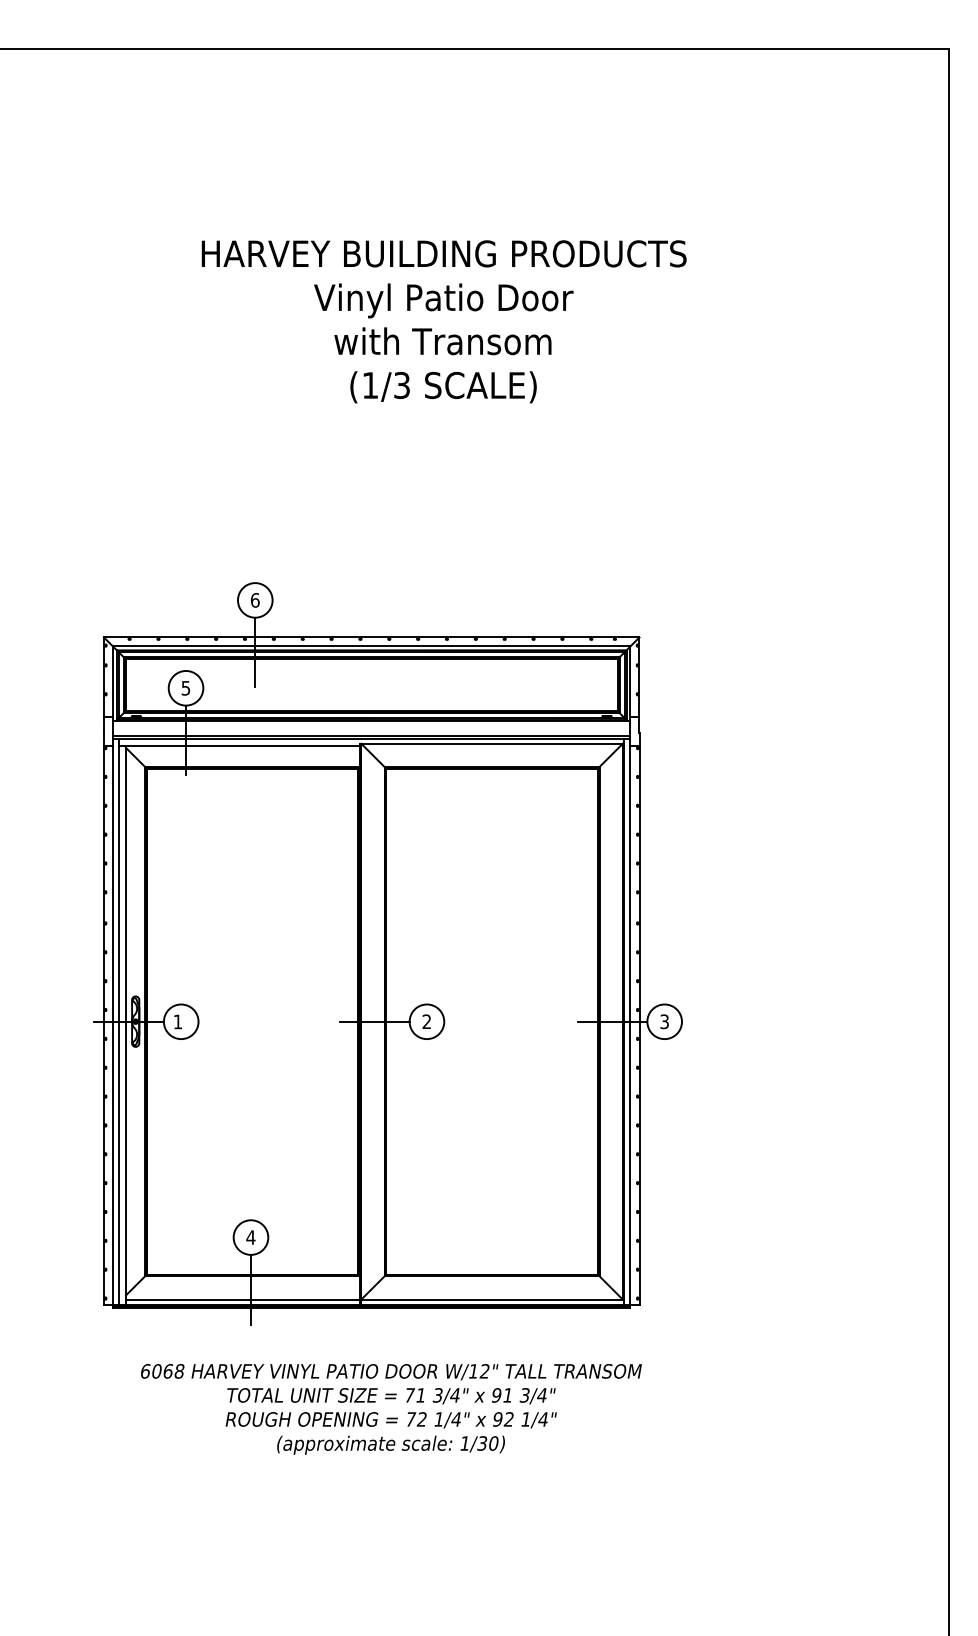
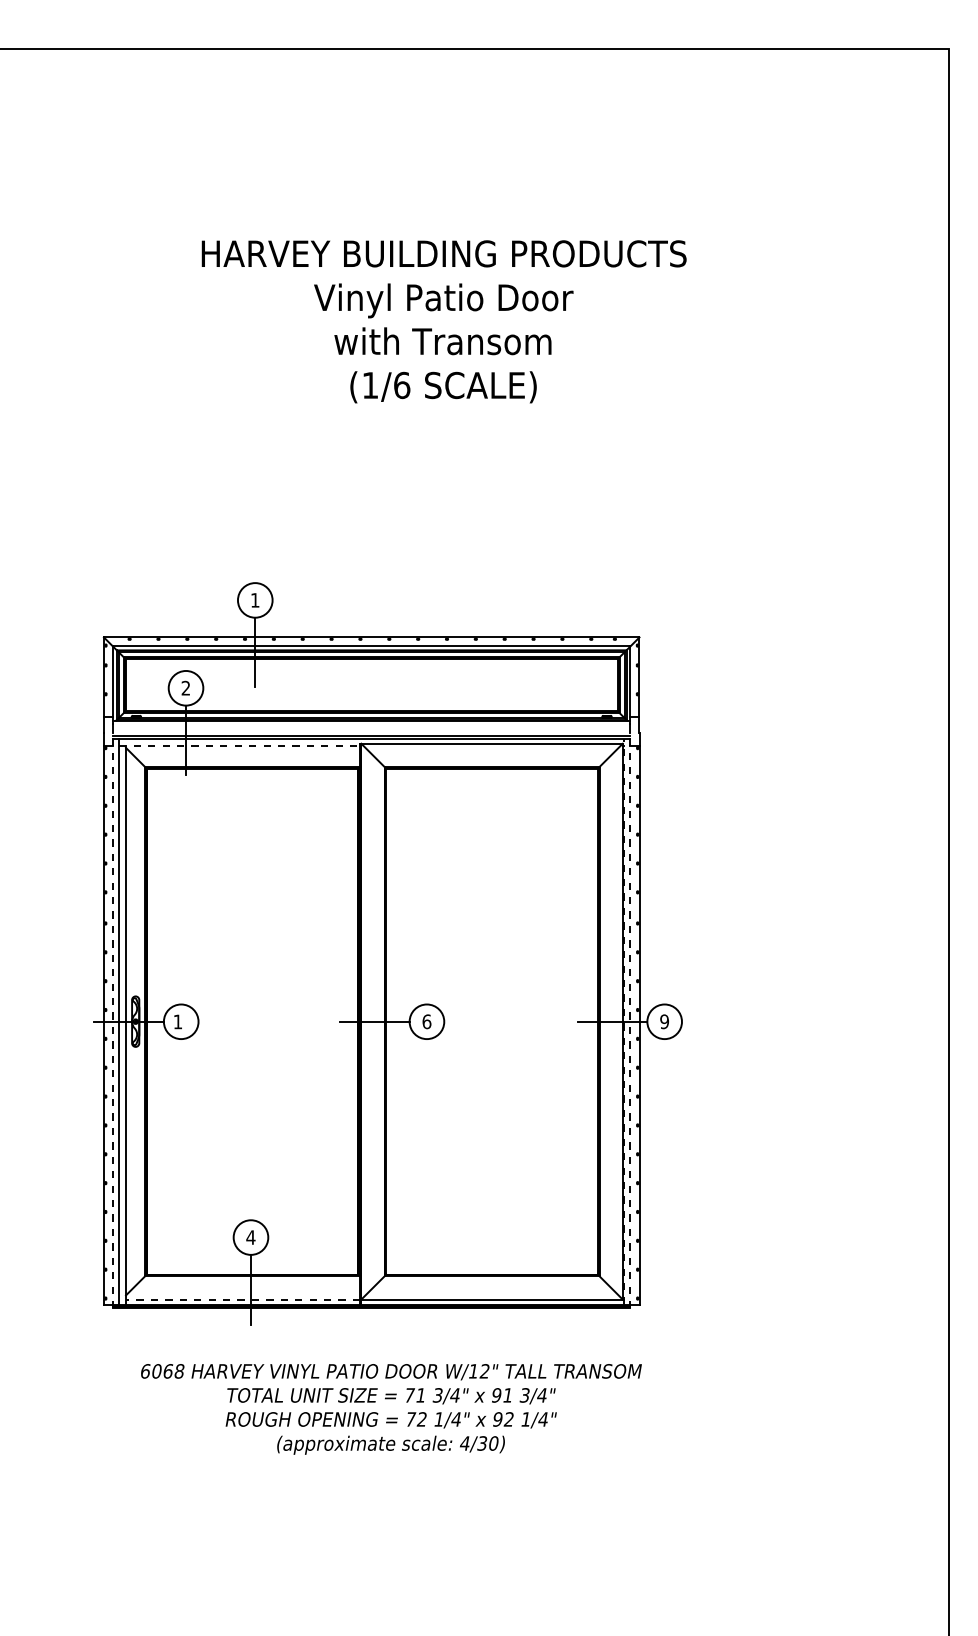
text: (1/3 -> (1/6 (402, 385)
text: 6 -> 1 (254, 600)
text: 5 -> 2 (185, 687)
line: solid -> dashed (240, 746)
line: solid -> dashed (112, 1020)
line: solid -> dashed (630, 1020)
text: 2 -> 6 (426, 1021)
line: solid -> dashed (624, 1021)
text: 3 -> 9 (664, 1021)
line: solid -> dashed (242, 1299)
text: 1/30) -> 4/30) (464, 1443)
